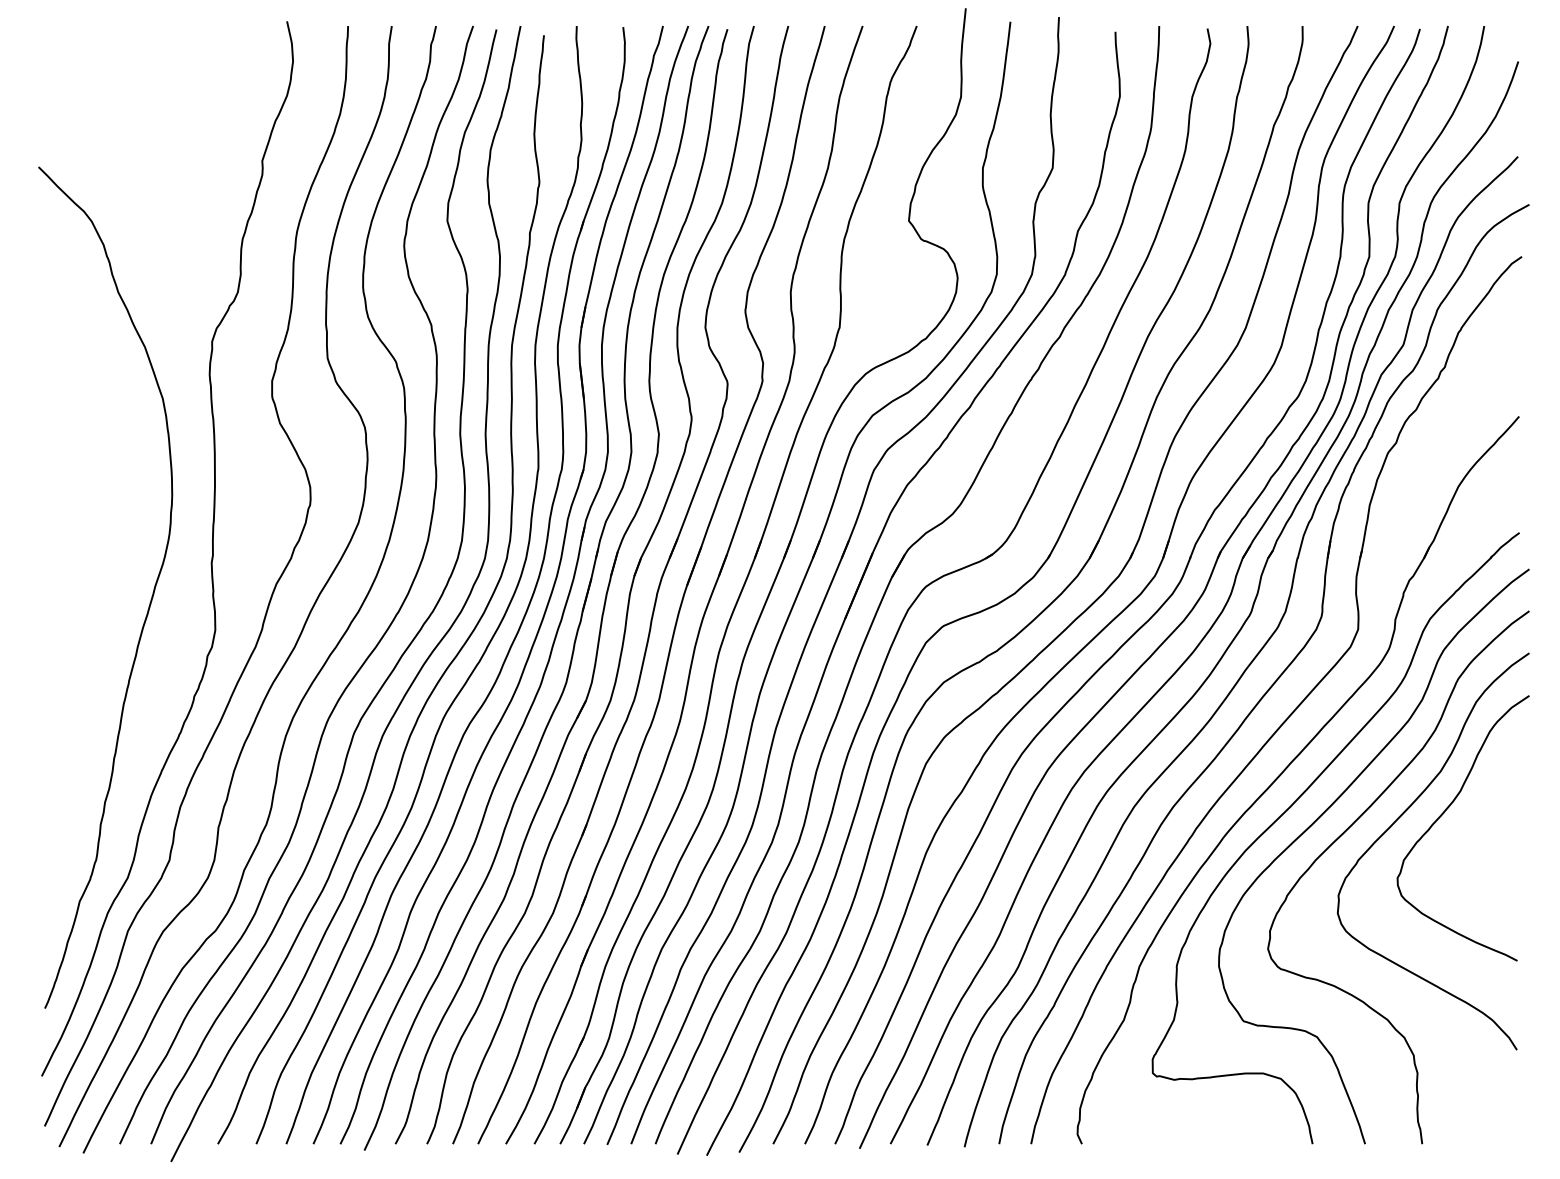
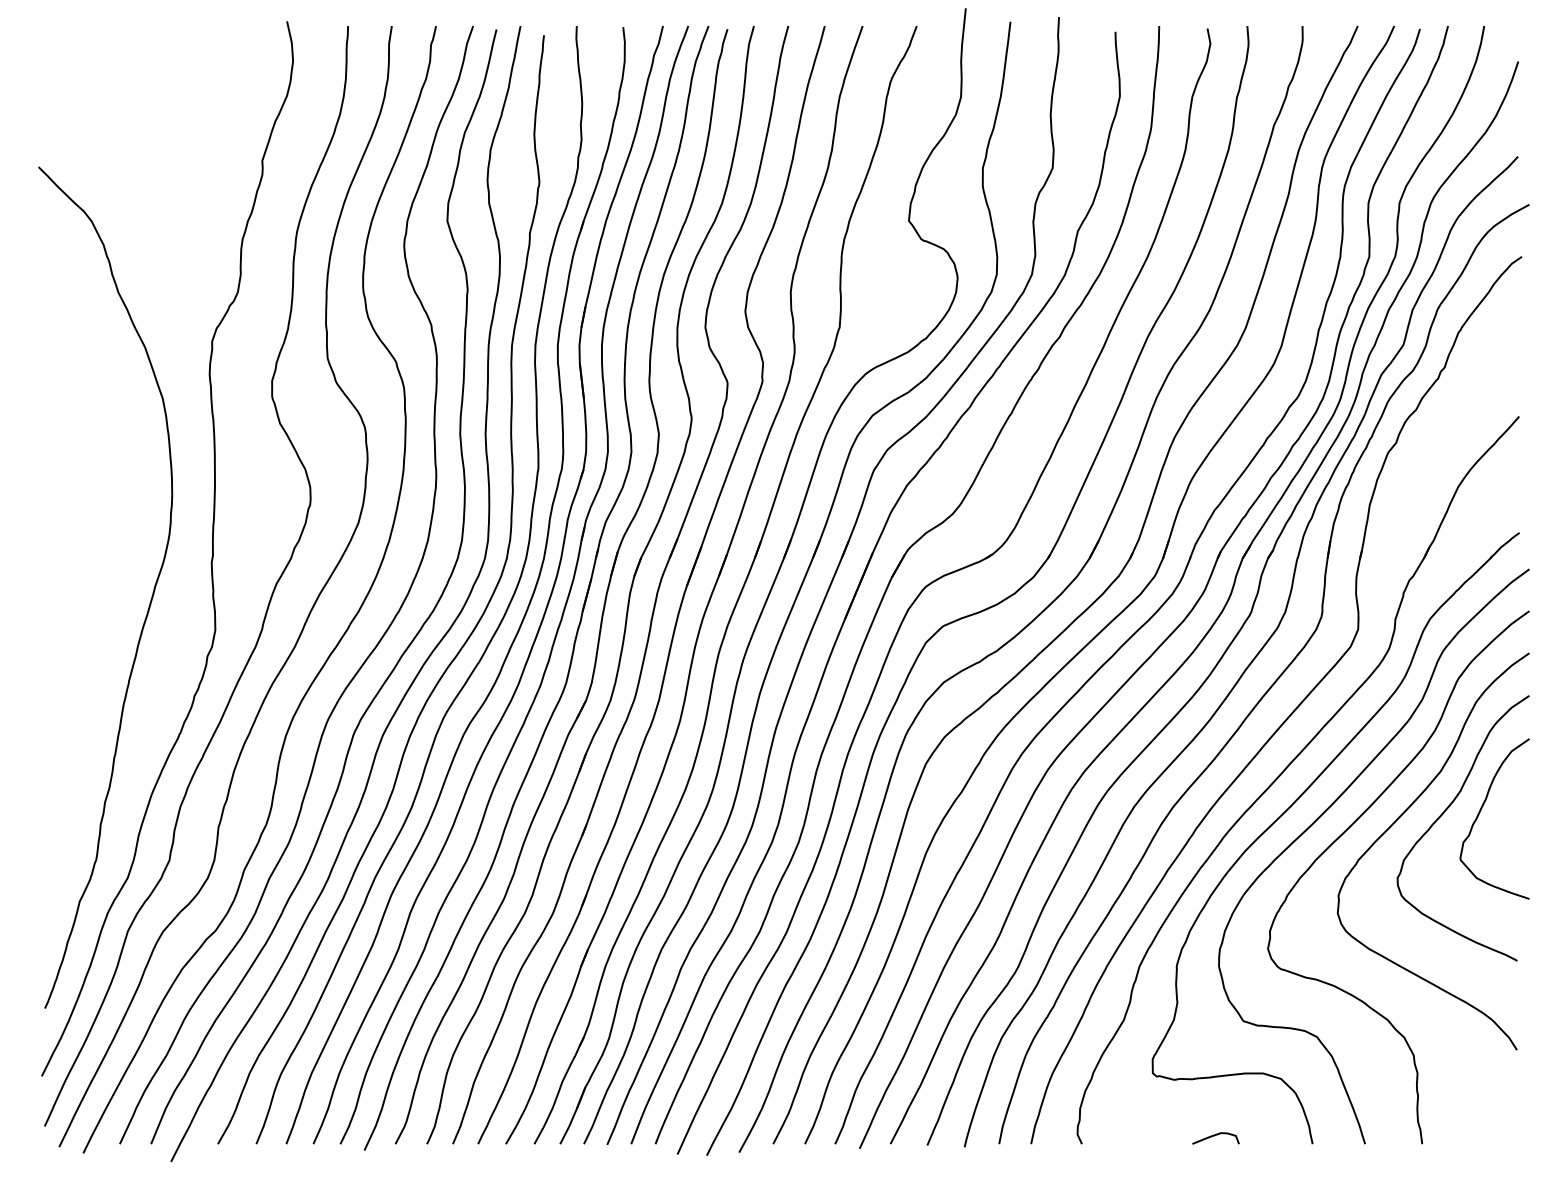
curve: none -> present (1480, 812)
curve: none -> present (1214, 1136)
